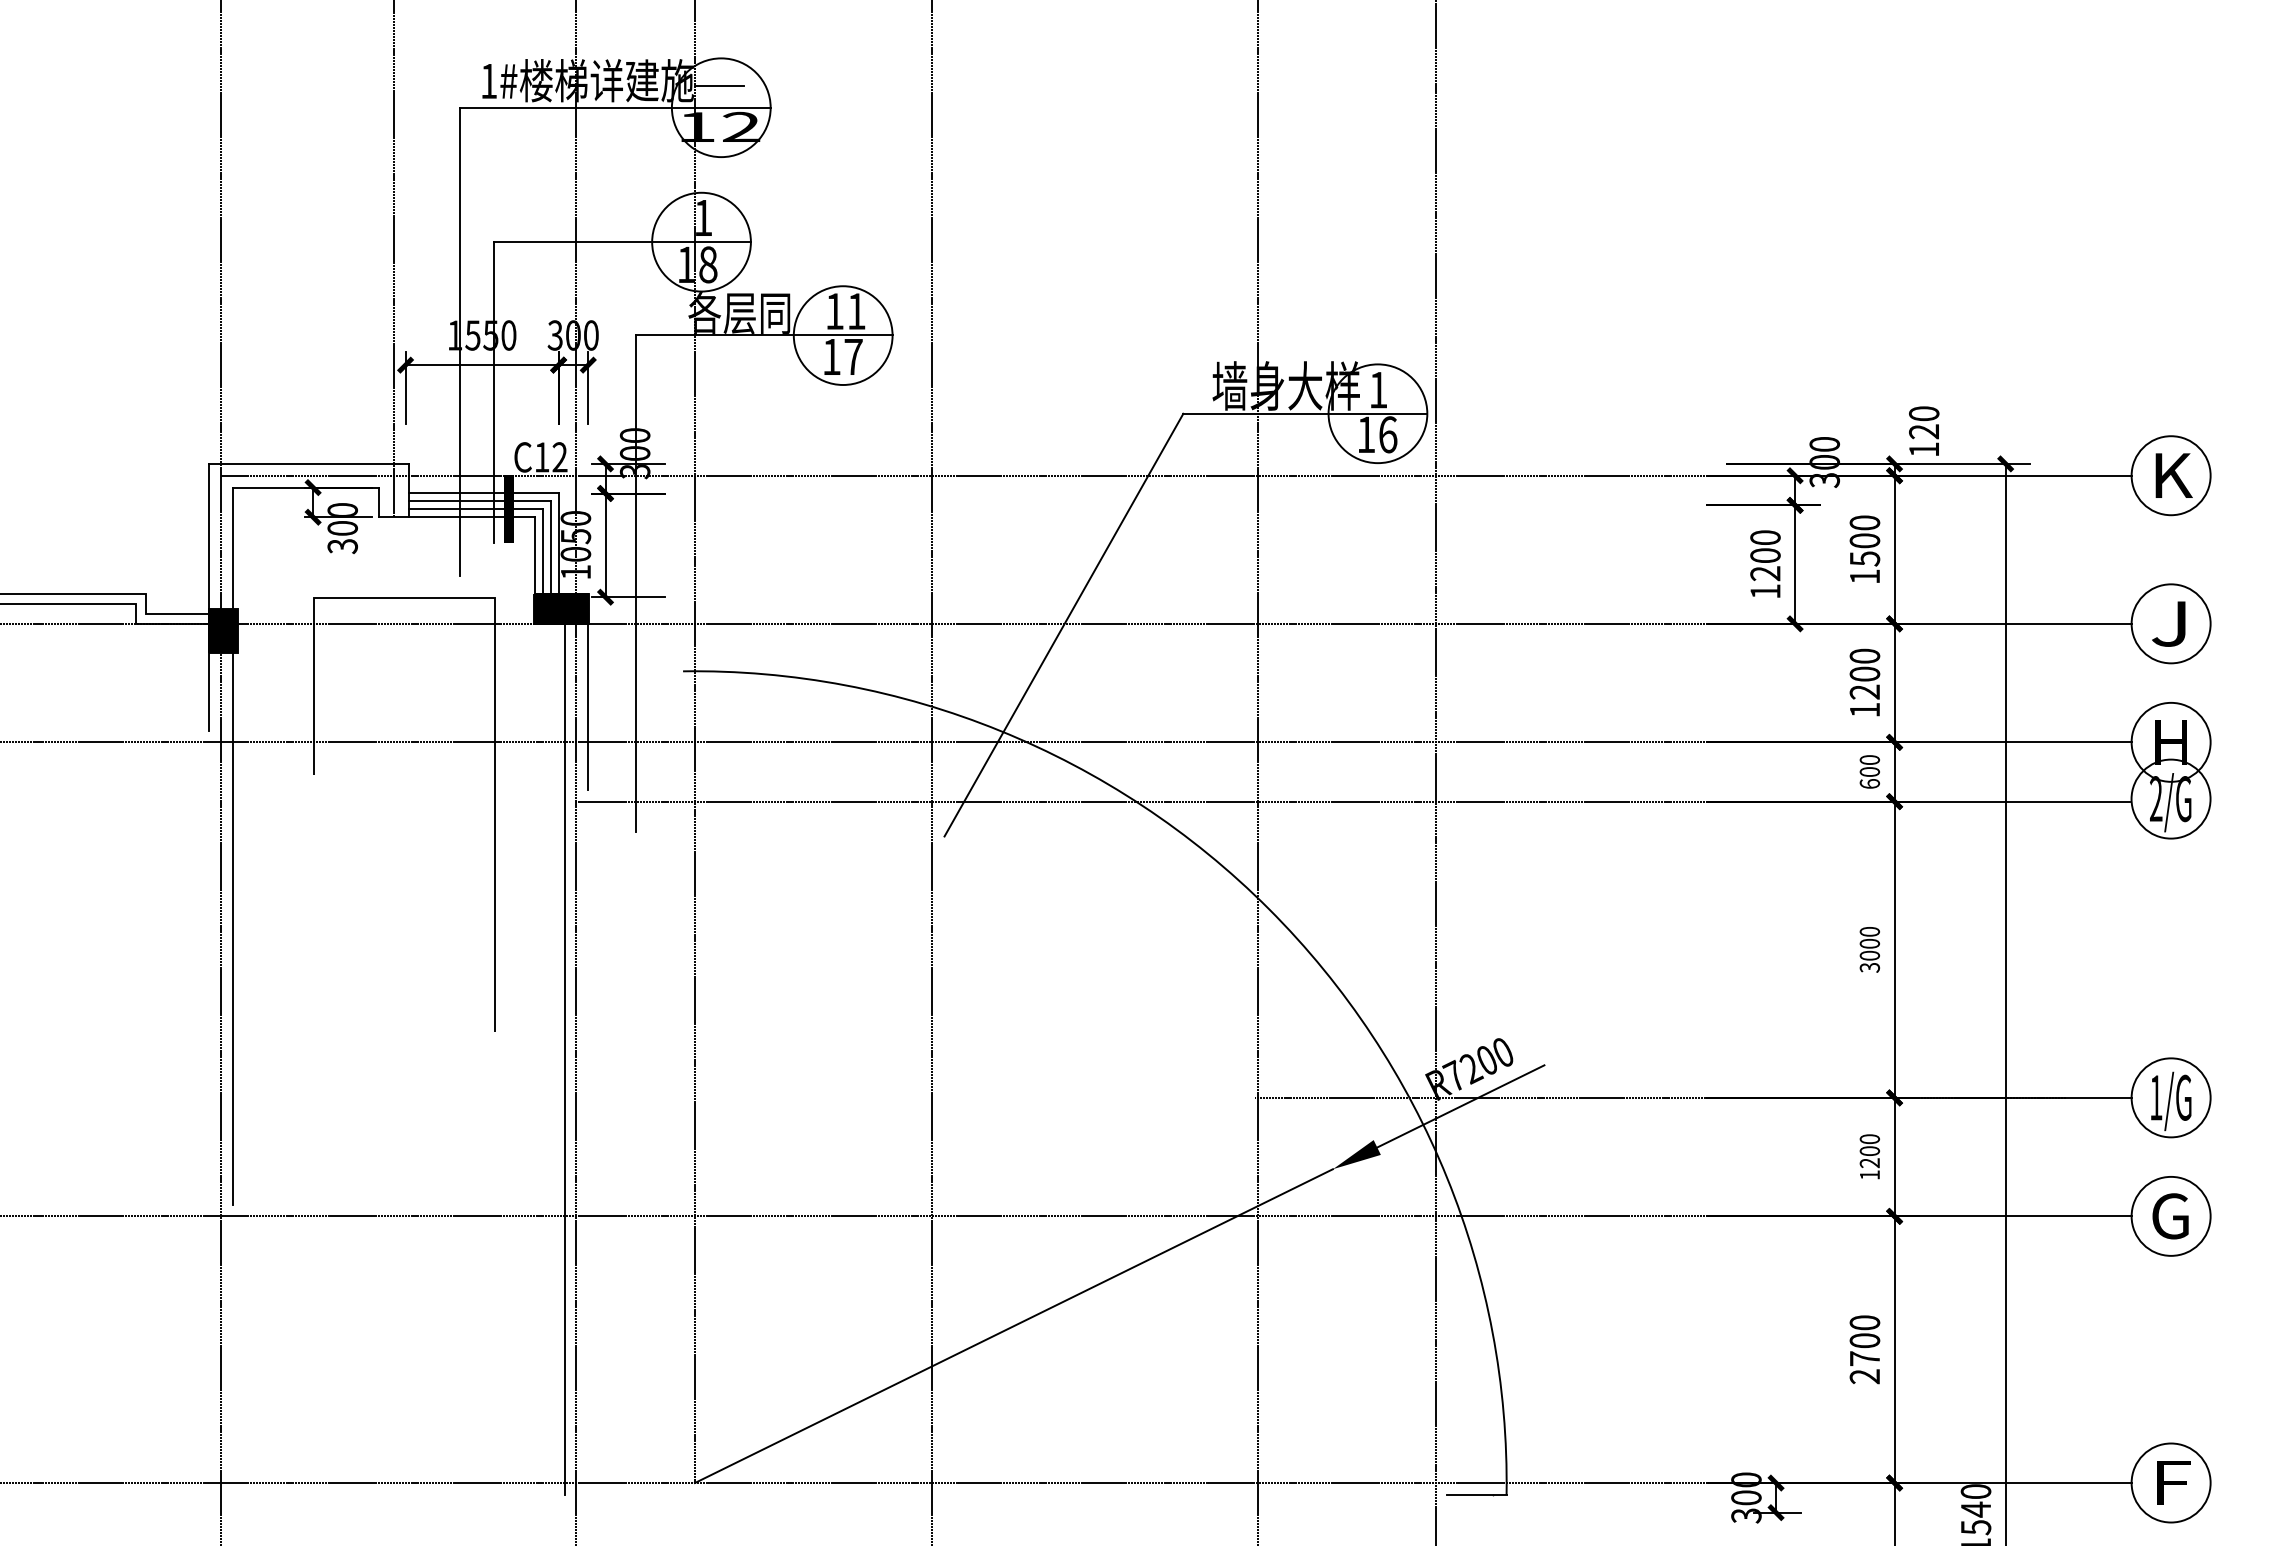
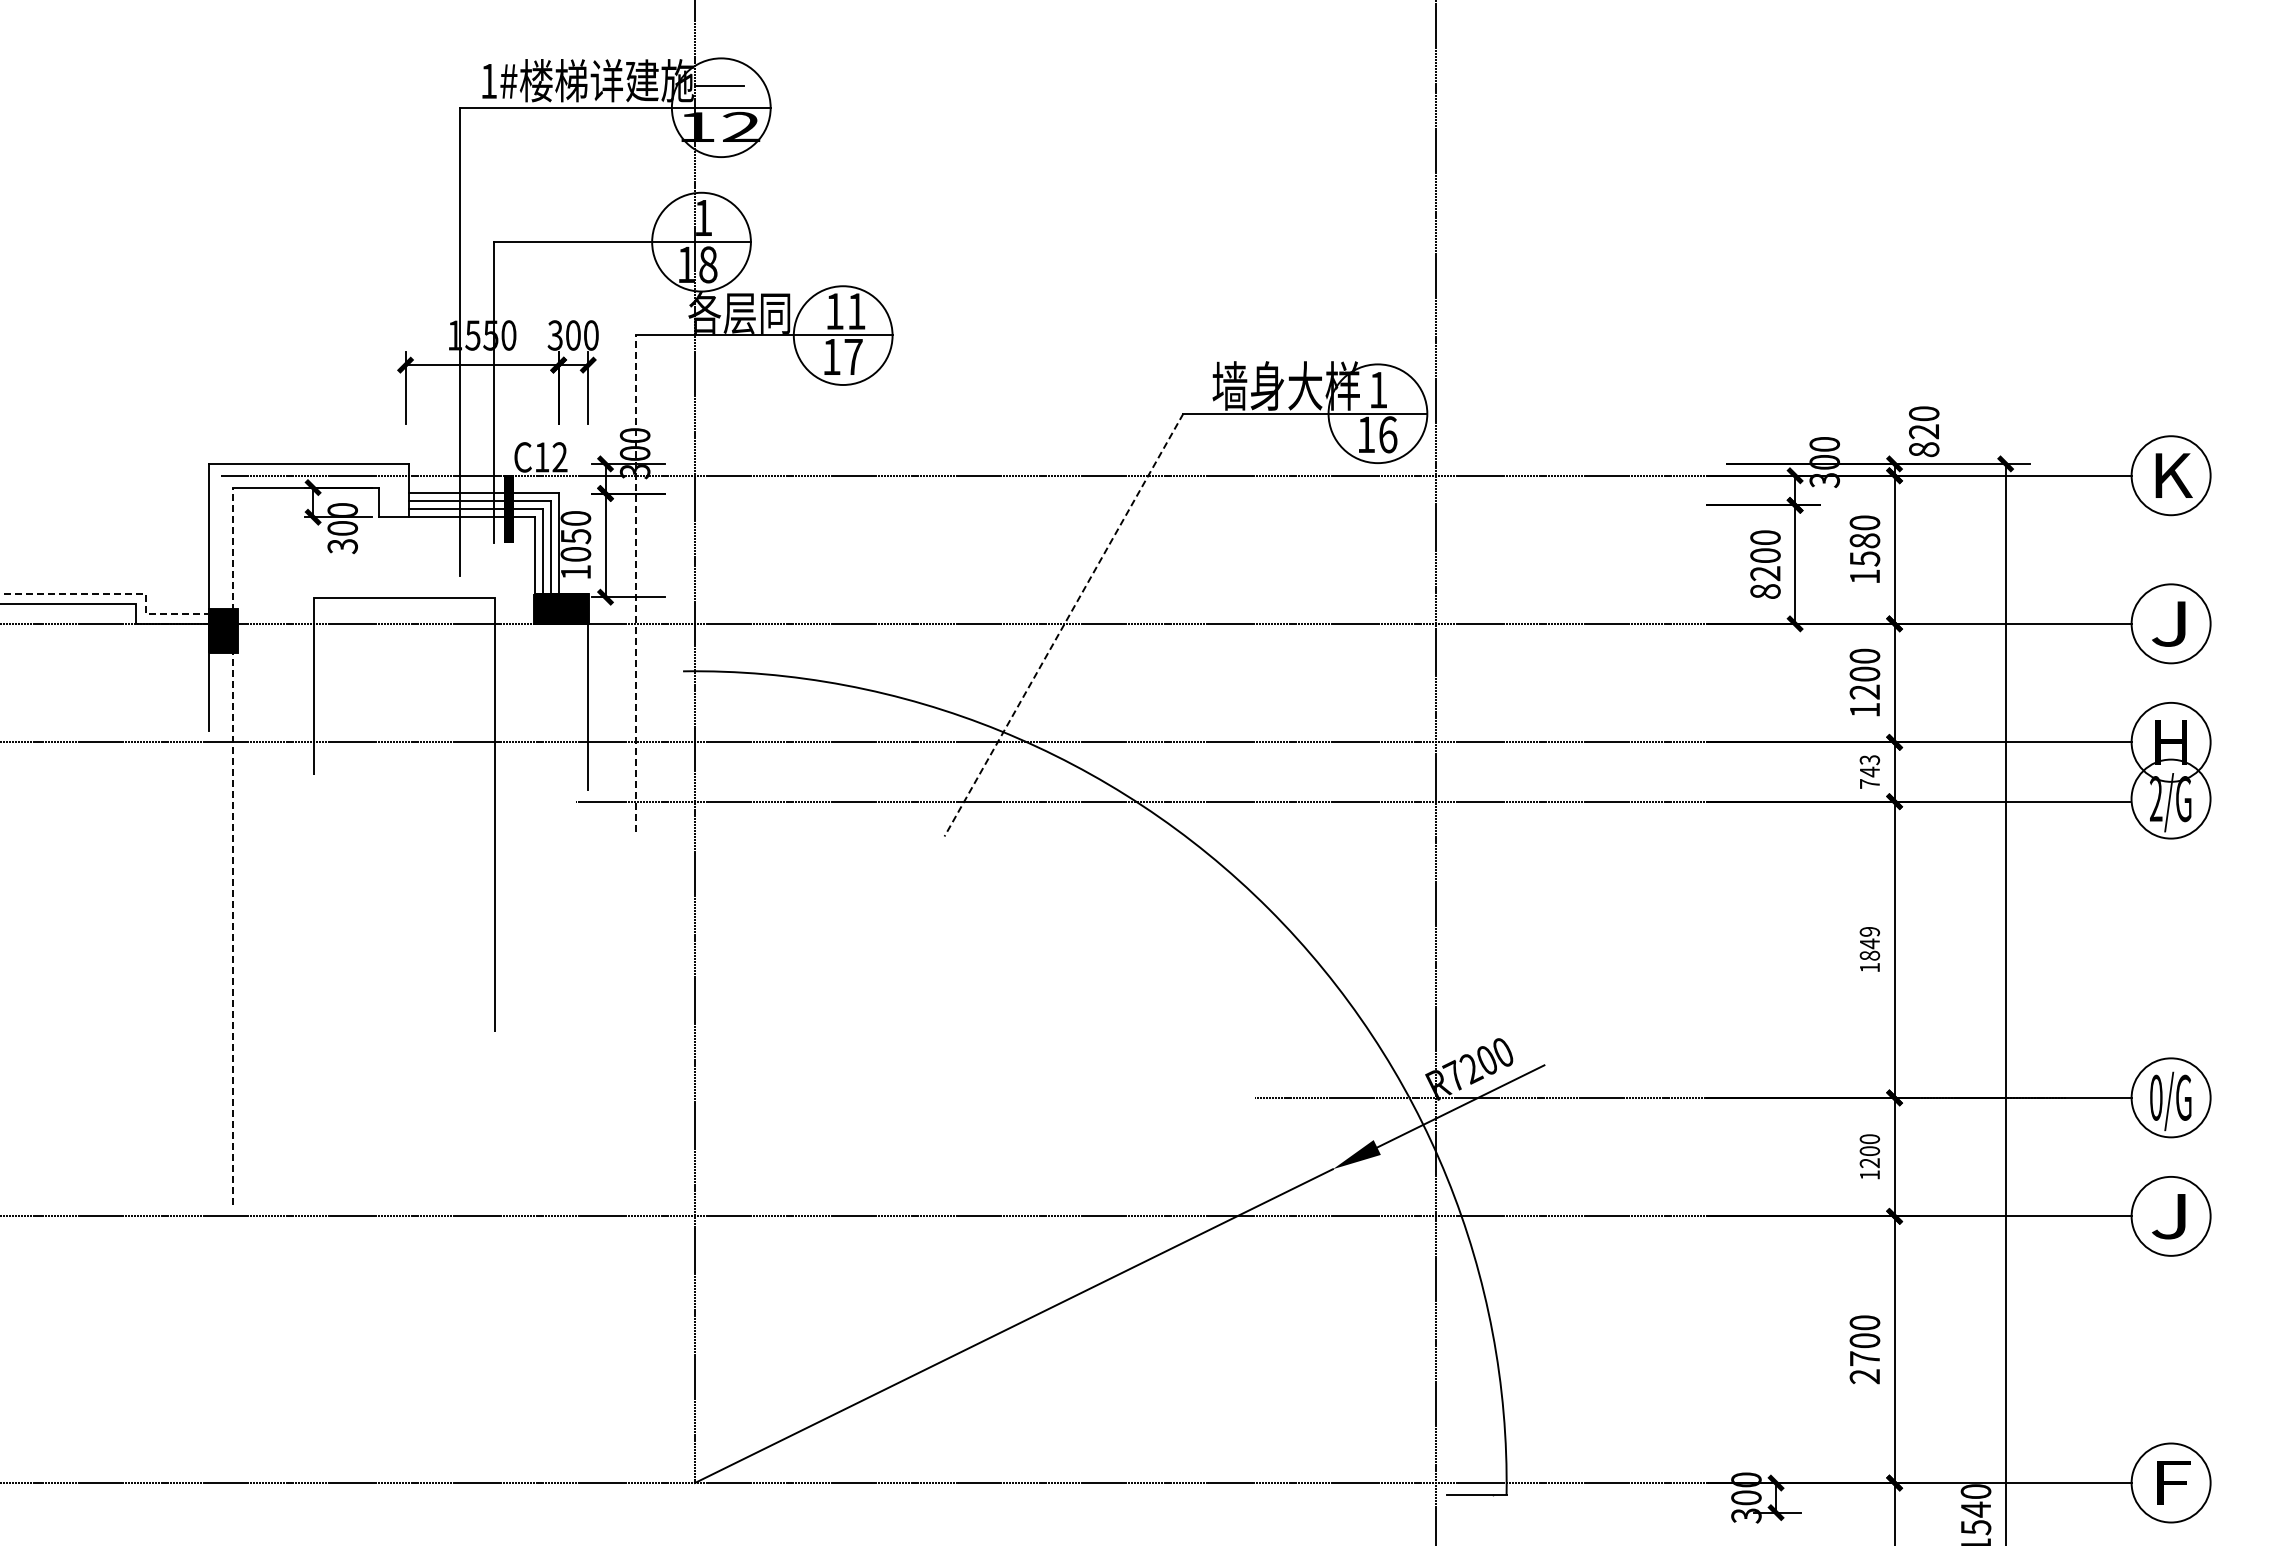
line: present -> none (393, 259)
text: 120 -> 820 (1924, 449)
text: 1500 -> 1580 (1865, 540)
line: solid -> dashed (635, 583)
text: 1200 -> 8200 (1765, 591)
line: solid -> dashed (115, 594)
line: solid -> dashed (1063, 625)
text: 600 -> 743 (1869, 771)
line: present -> none (220, 772)
line: present -> none (576, 772)
line: present -> none (931, 772)
line: present -> none (1257, 772)
line: solid -> dashed (232, 845)
text: 3000 -> 1849 (1869, 949)
line: present -> none (564, 1058)
text: 1/G -> 0/G (2156, 1097)
text: G -> J (2170, 1216)
